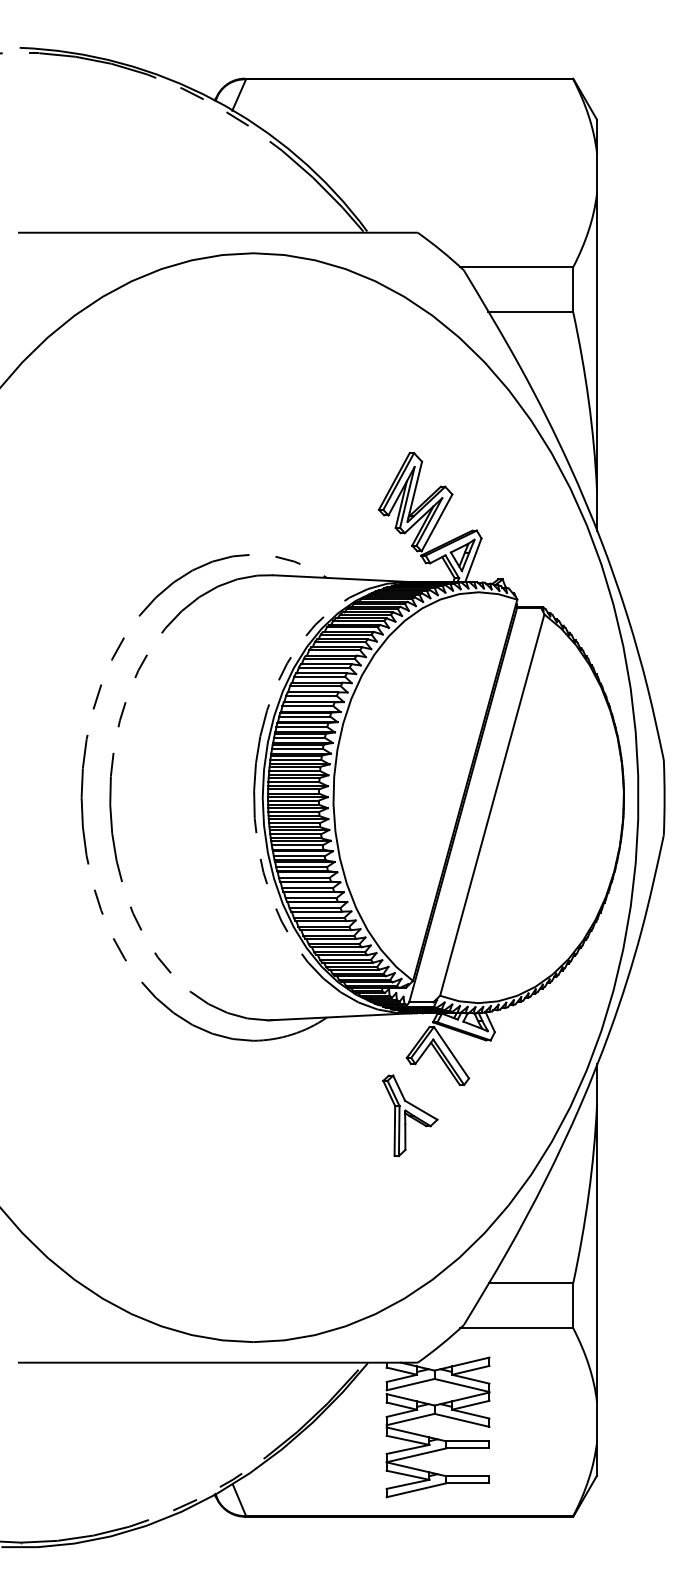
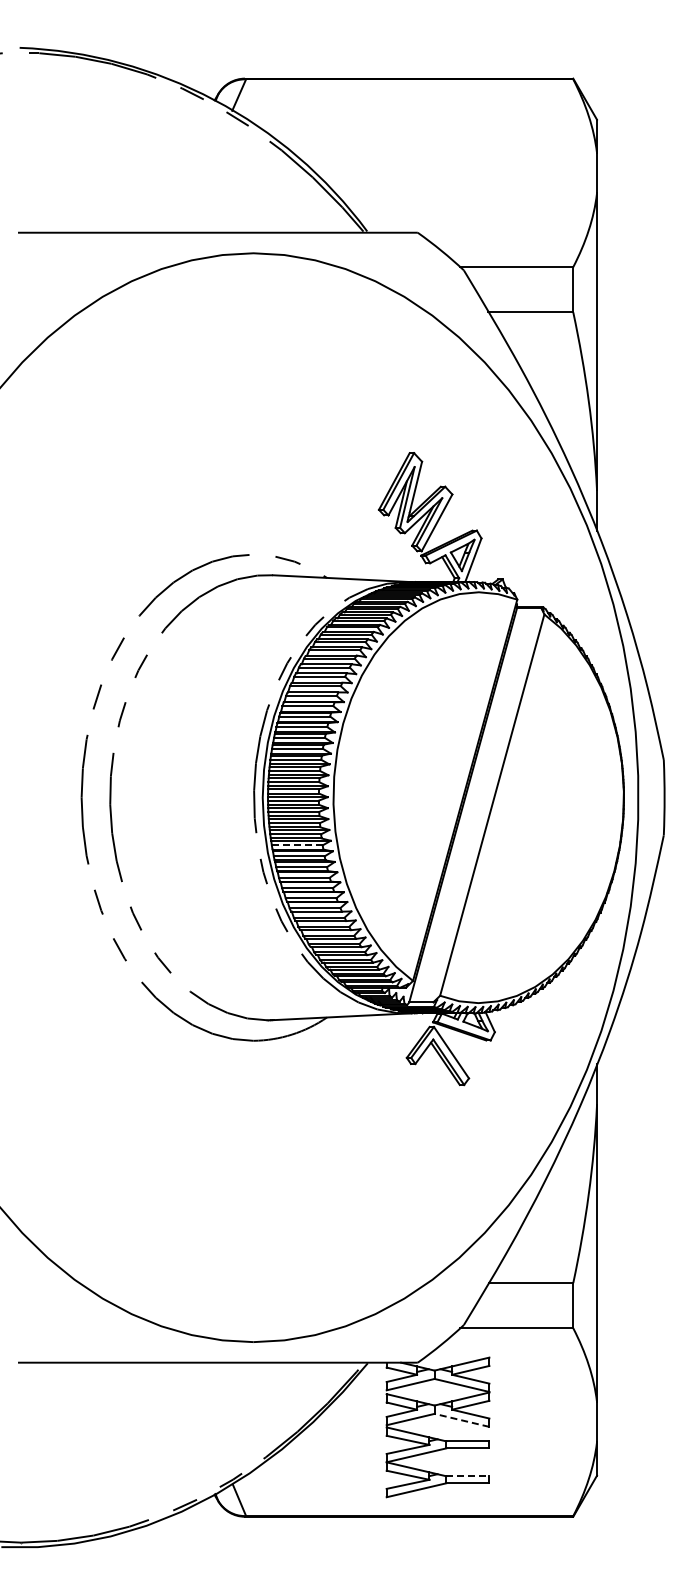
line: solid -> dashed (297, 845)
part: present -> none (410, 1115)
line: solid -> dashed (461, 1420)
line: solid -> dashed (467, 1476)
